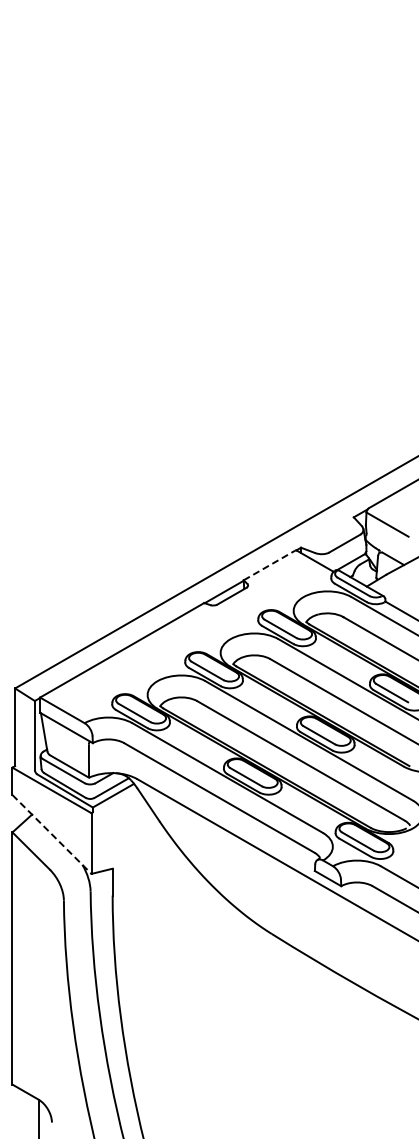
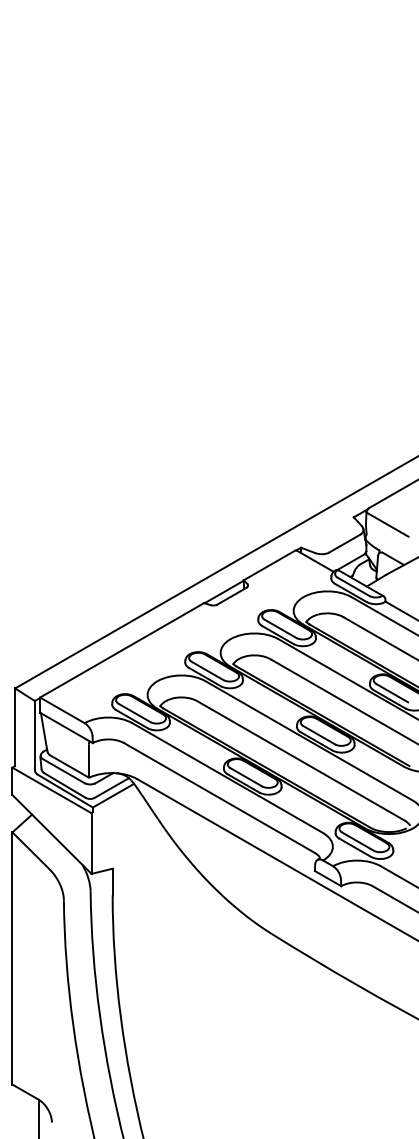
line: dashed -> solid (269, 565)
line: dashed -> solid (52, 834)
